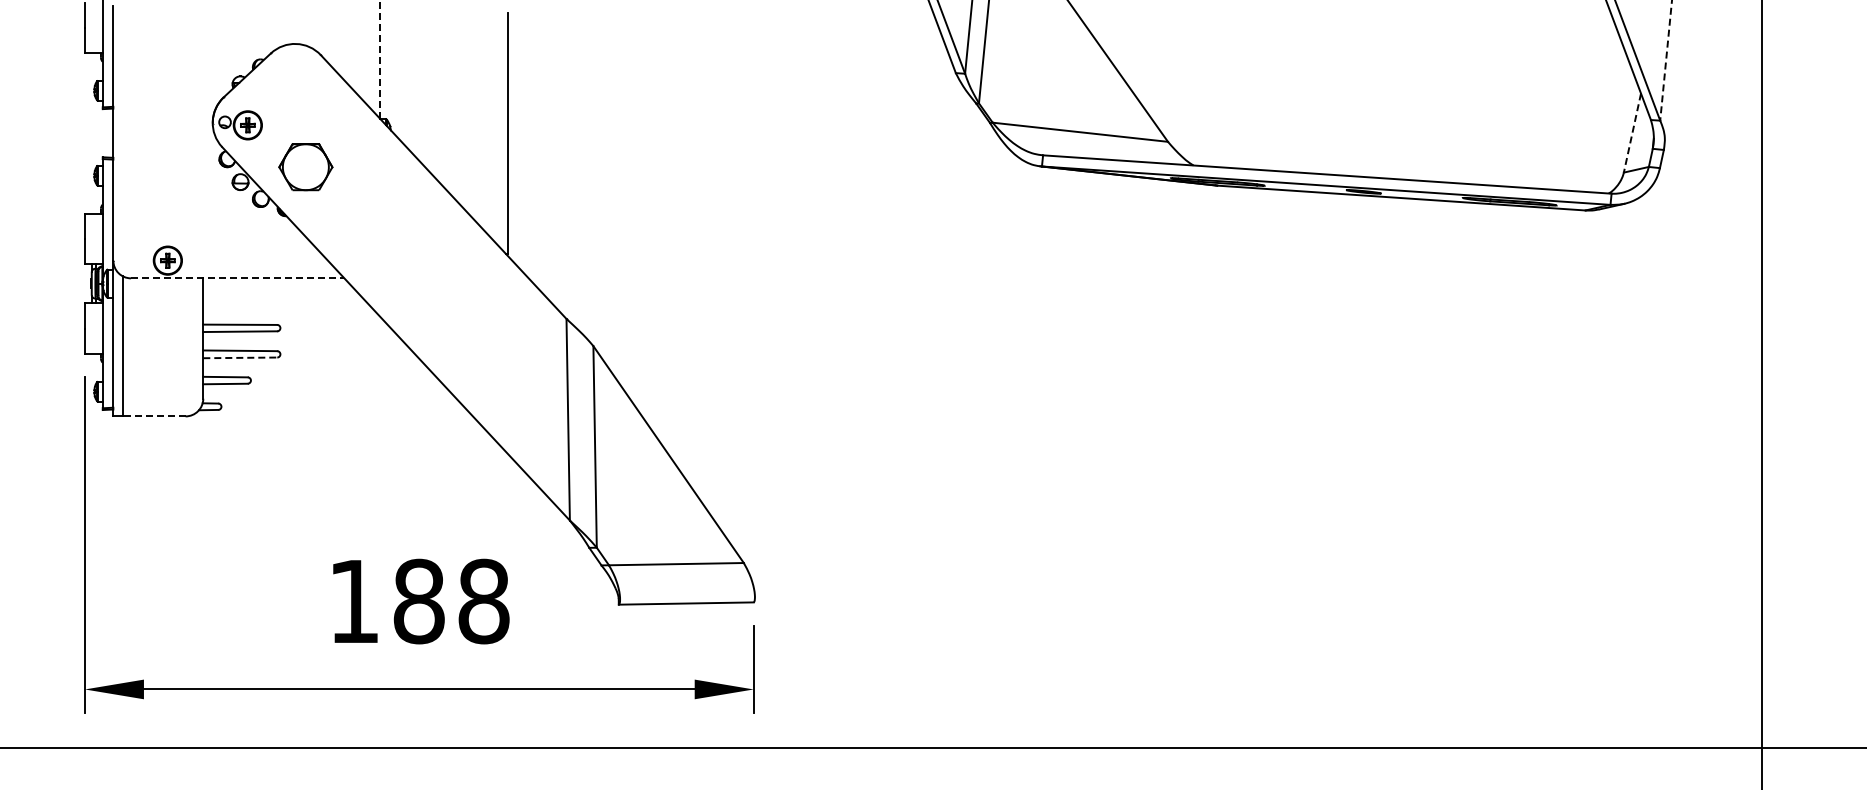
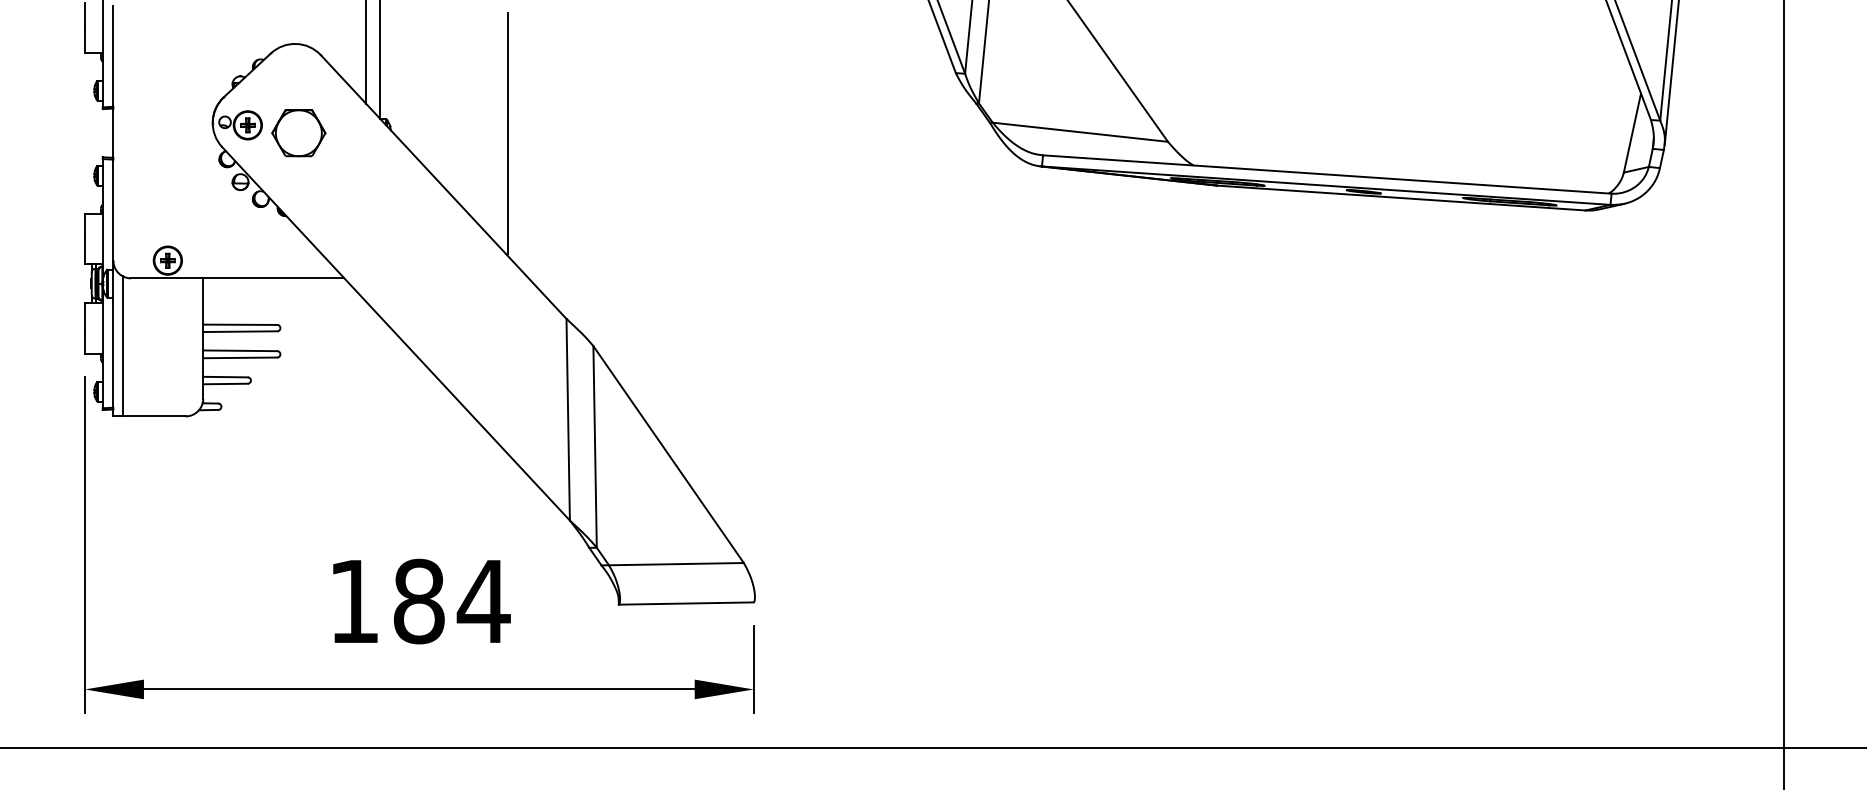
line: none -> present (366, 52)
line: dashed -> solid (380, 59)
line: dashed -> solid (1666, 61)
line: none -> present (1671, 73)
line: dashed -> solid (1632, 133)
part position: (305, 167) -> (298, 133) (298, 133)
line: dashed -> solid (237, 278)
line: dashed -> solid (240, 357)
line position: (1761, 394) -> (1783, 394) (1783, 394)
line: dashed -> solid (153, 416)
text: 188 -> 184 (483, 601)
